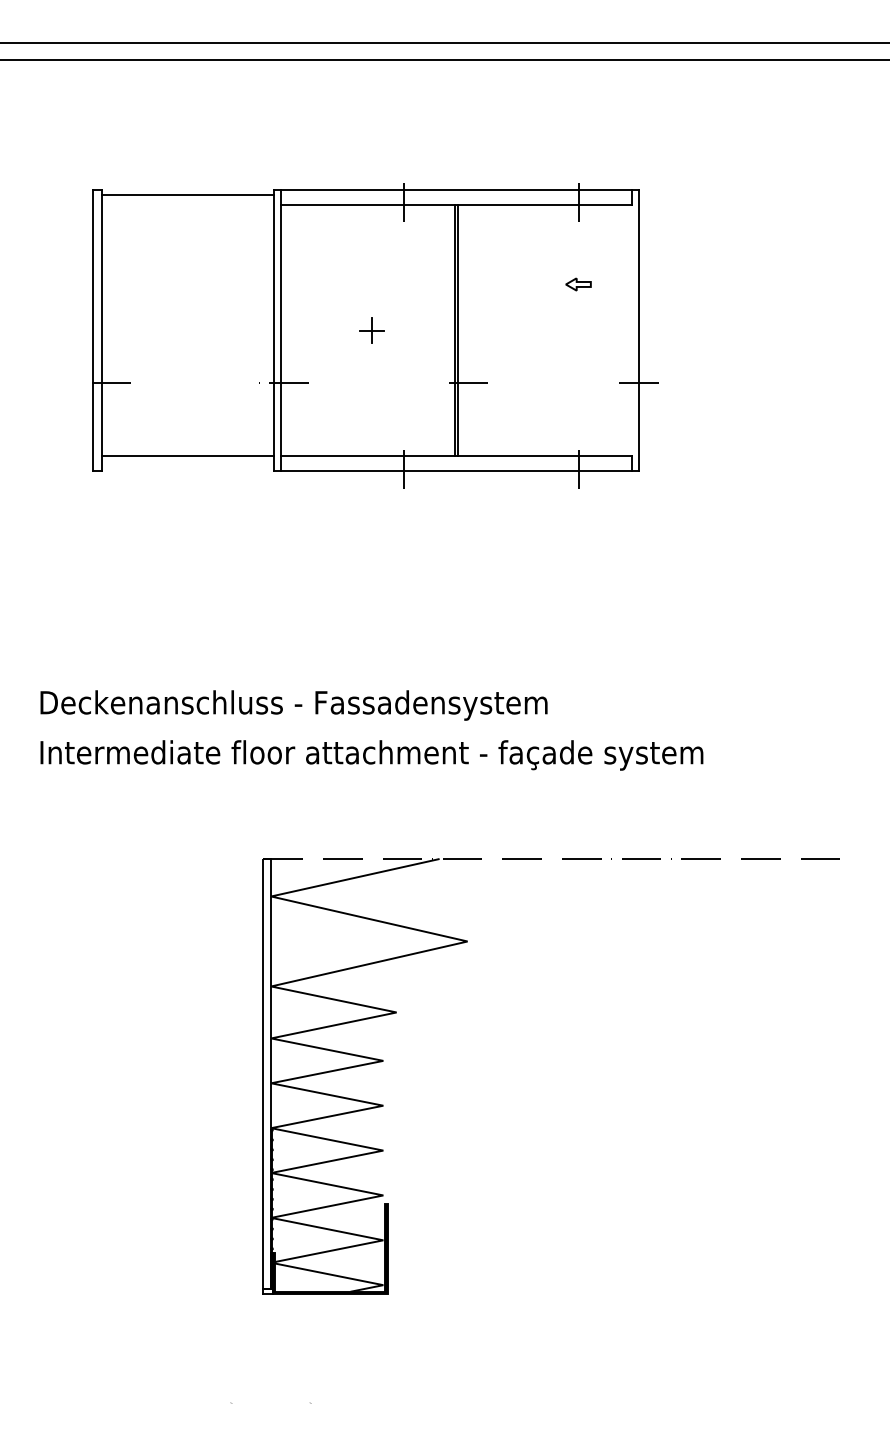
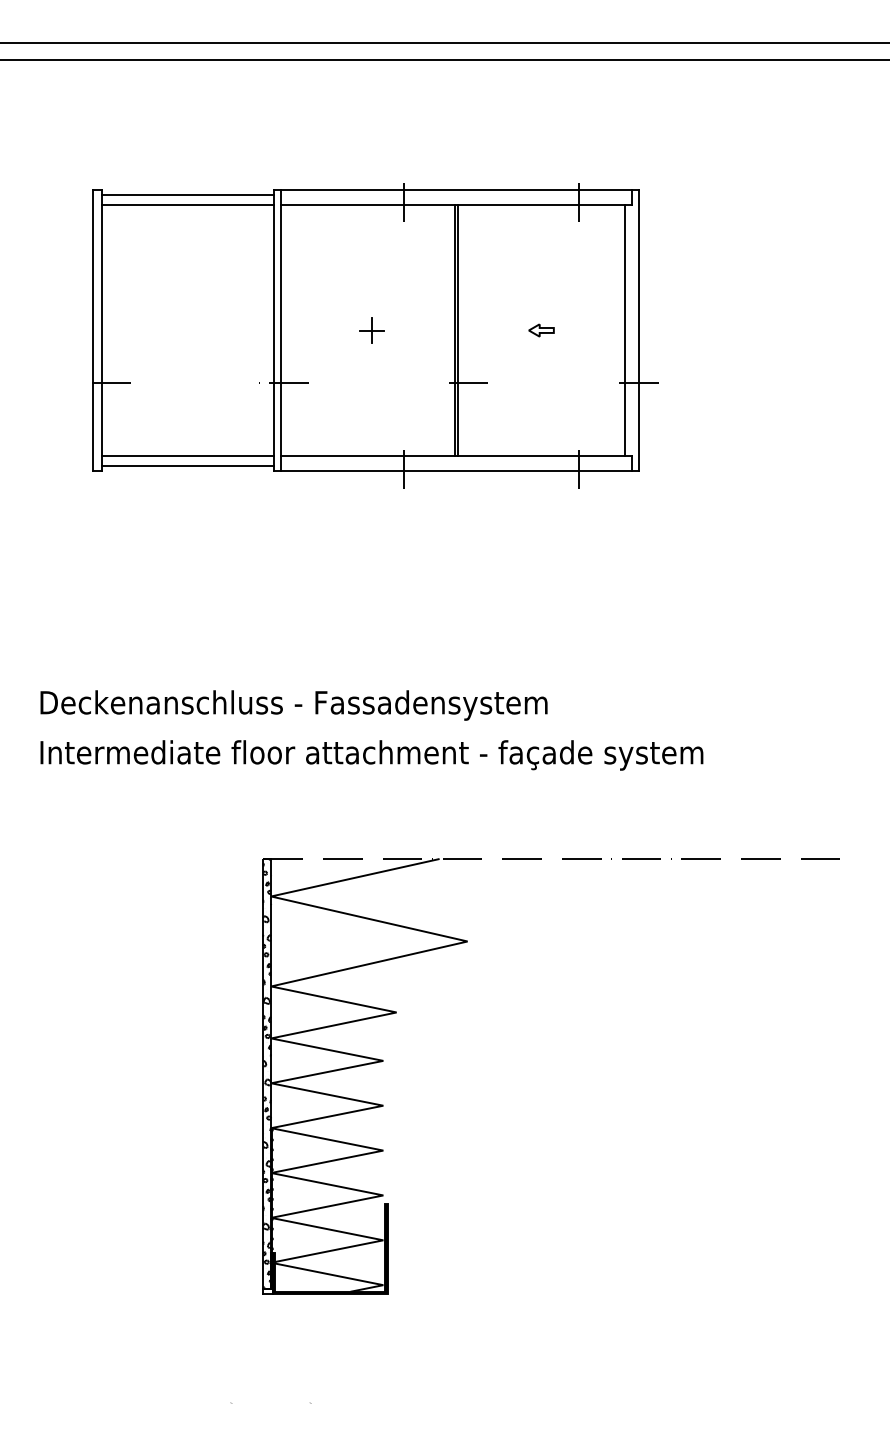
line: none -> present (188, 204)
part position: (578, 284) -> (541, 330) (541, 330)
line: none -> present (624, 330)
line: none -> present (188, 466)
hatch: none -> present (266, 1074)
